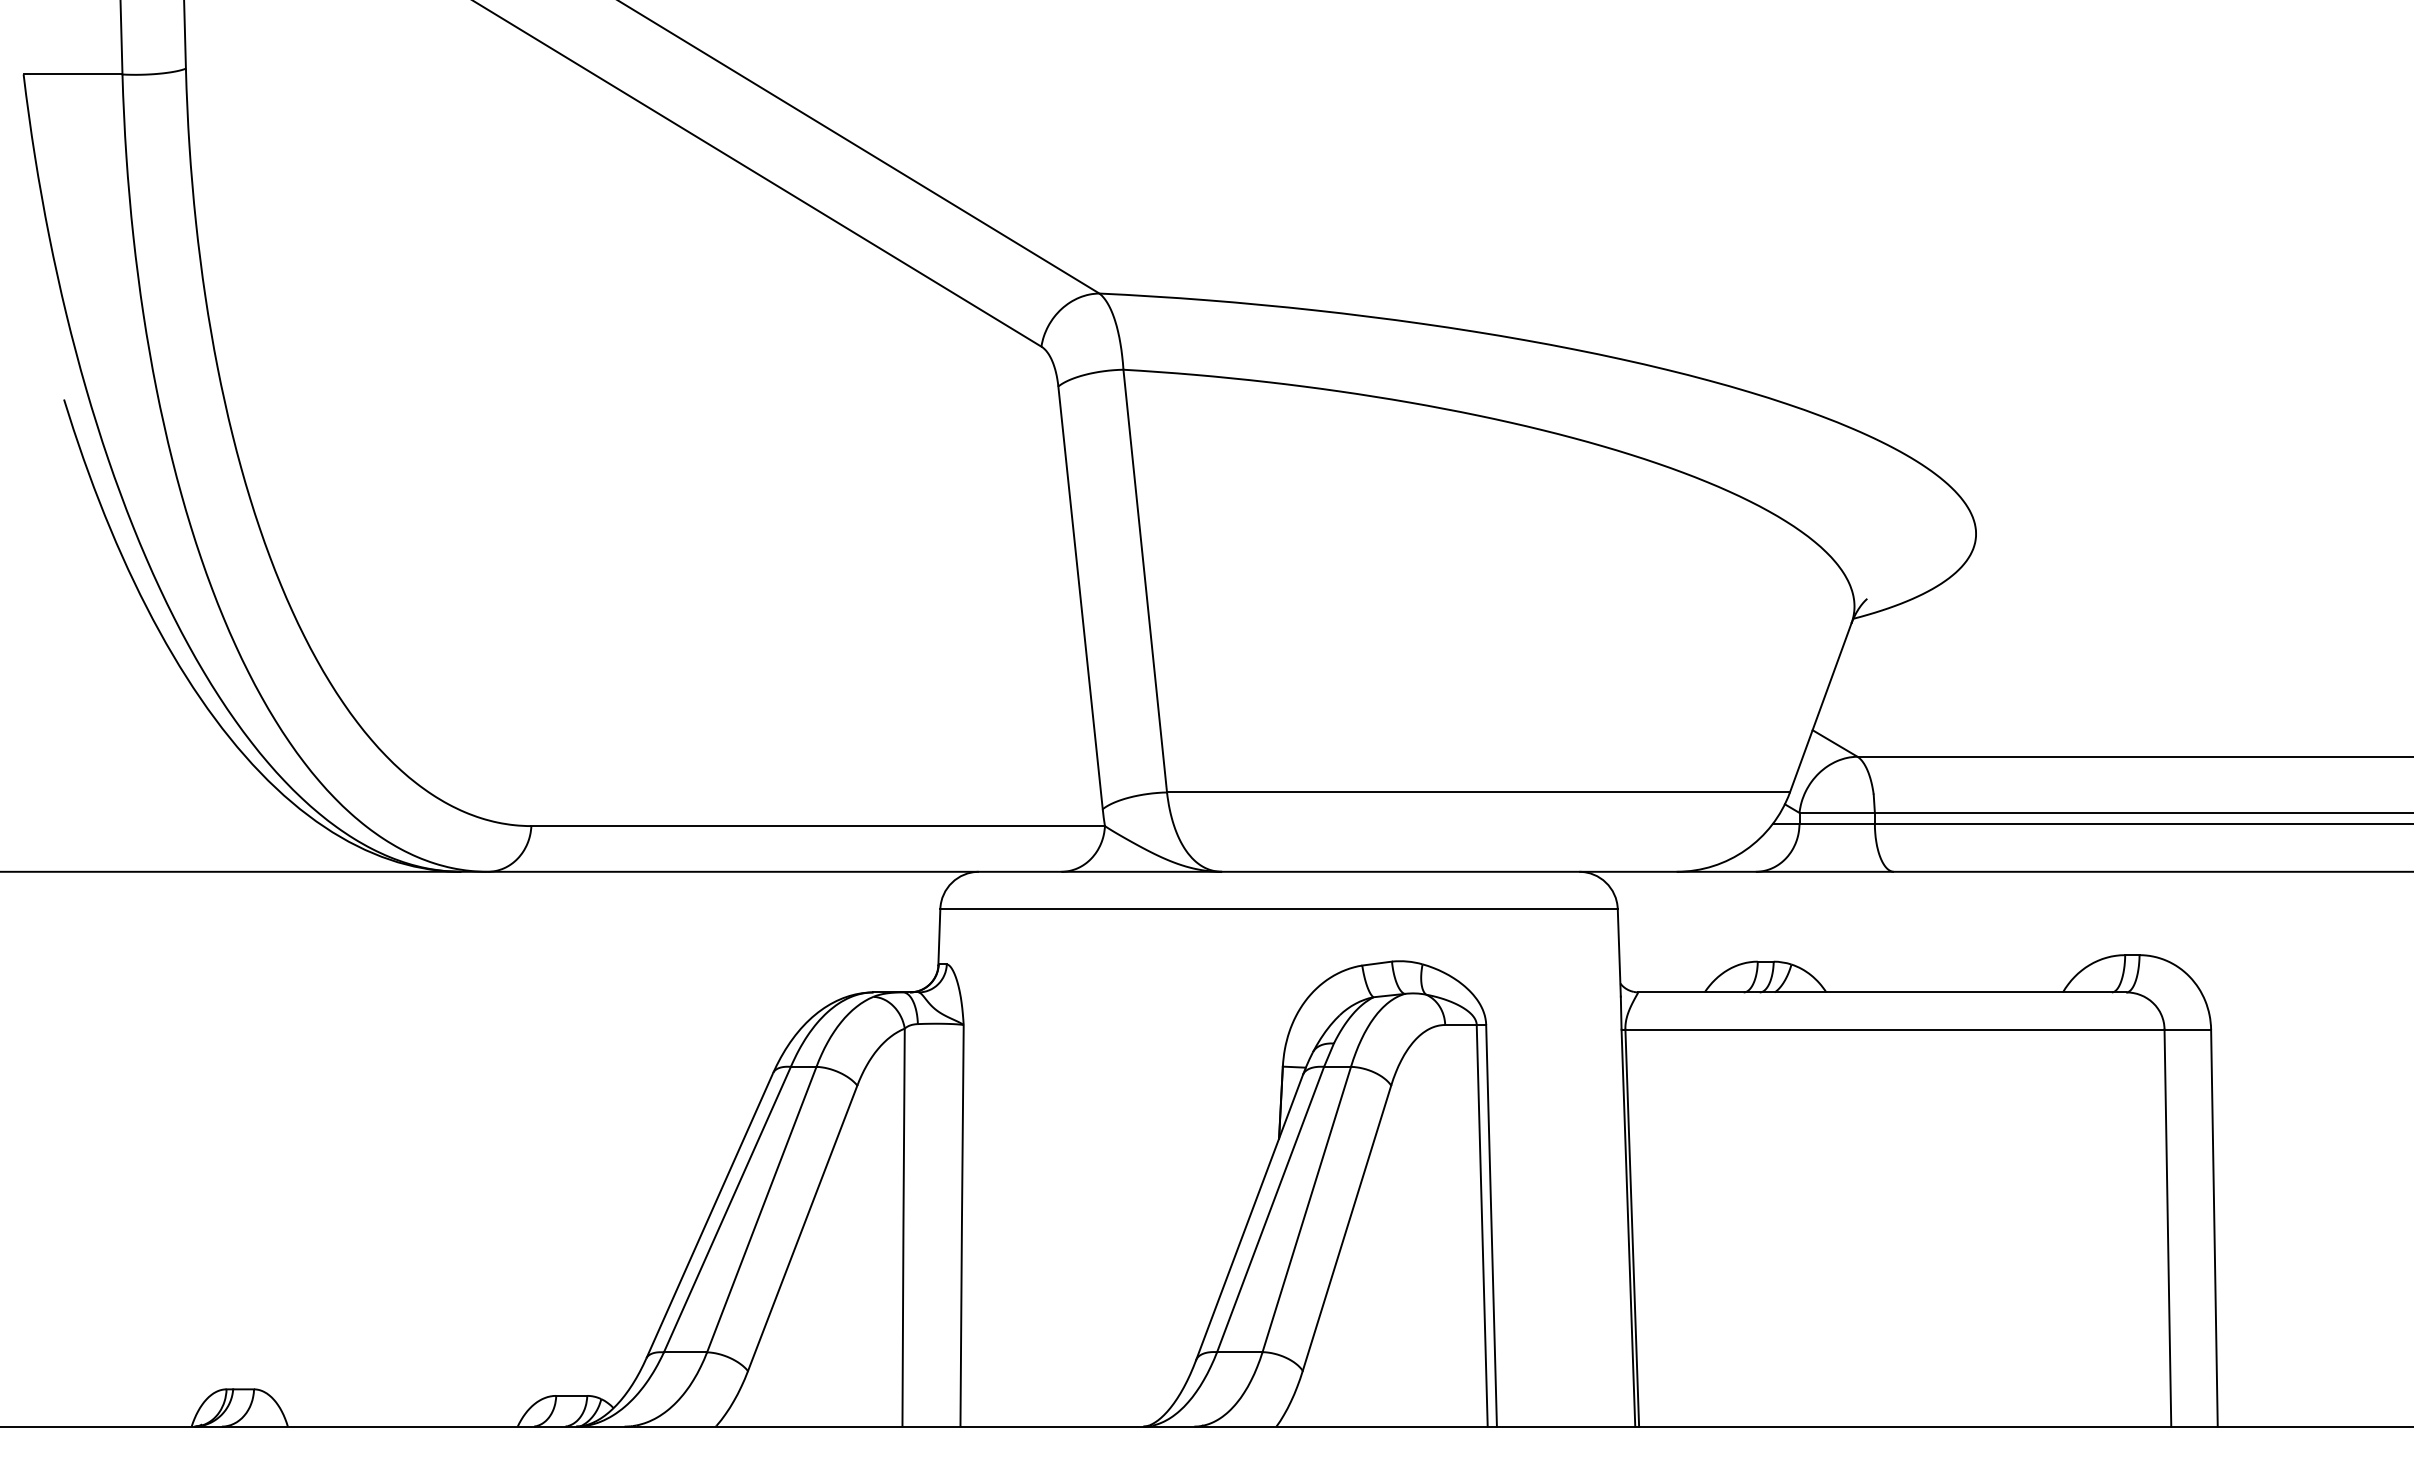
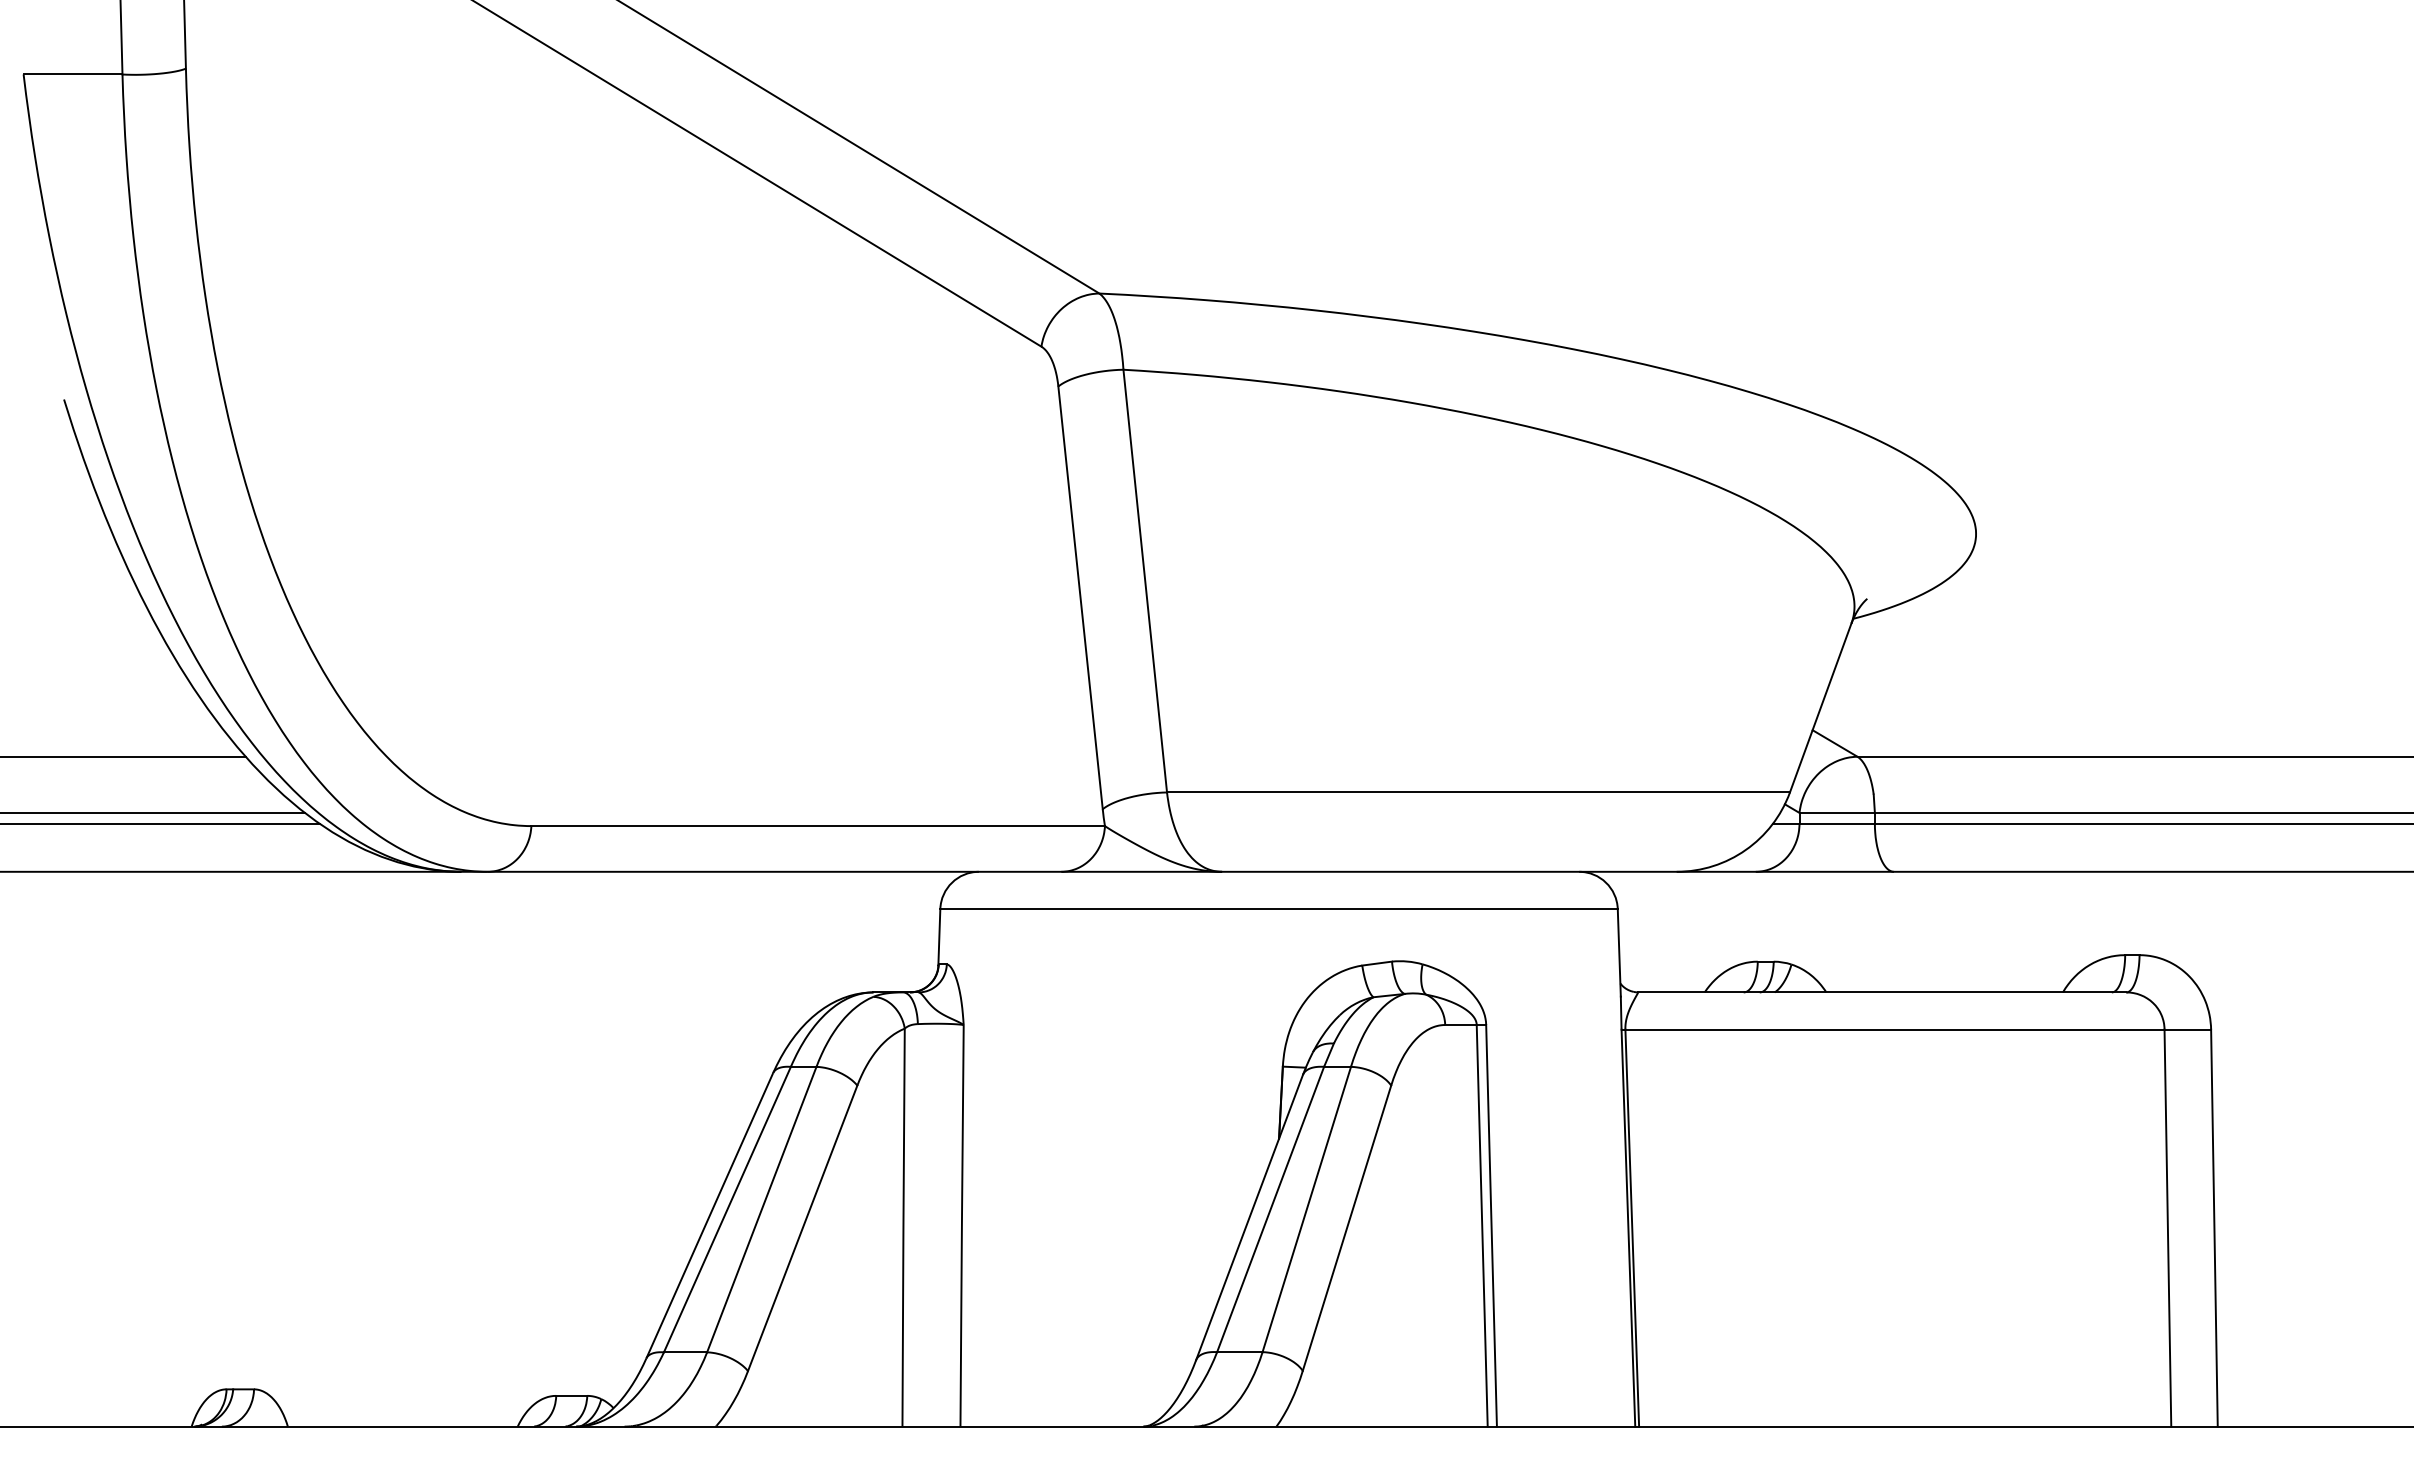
line: none -> present (123, 756)
line: none -> present (153, 812)
line: none -> present (160, 823)
